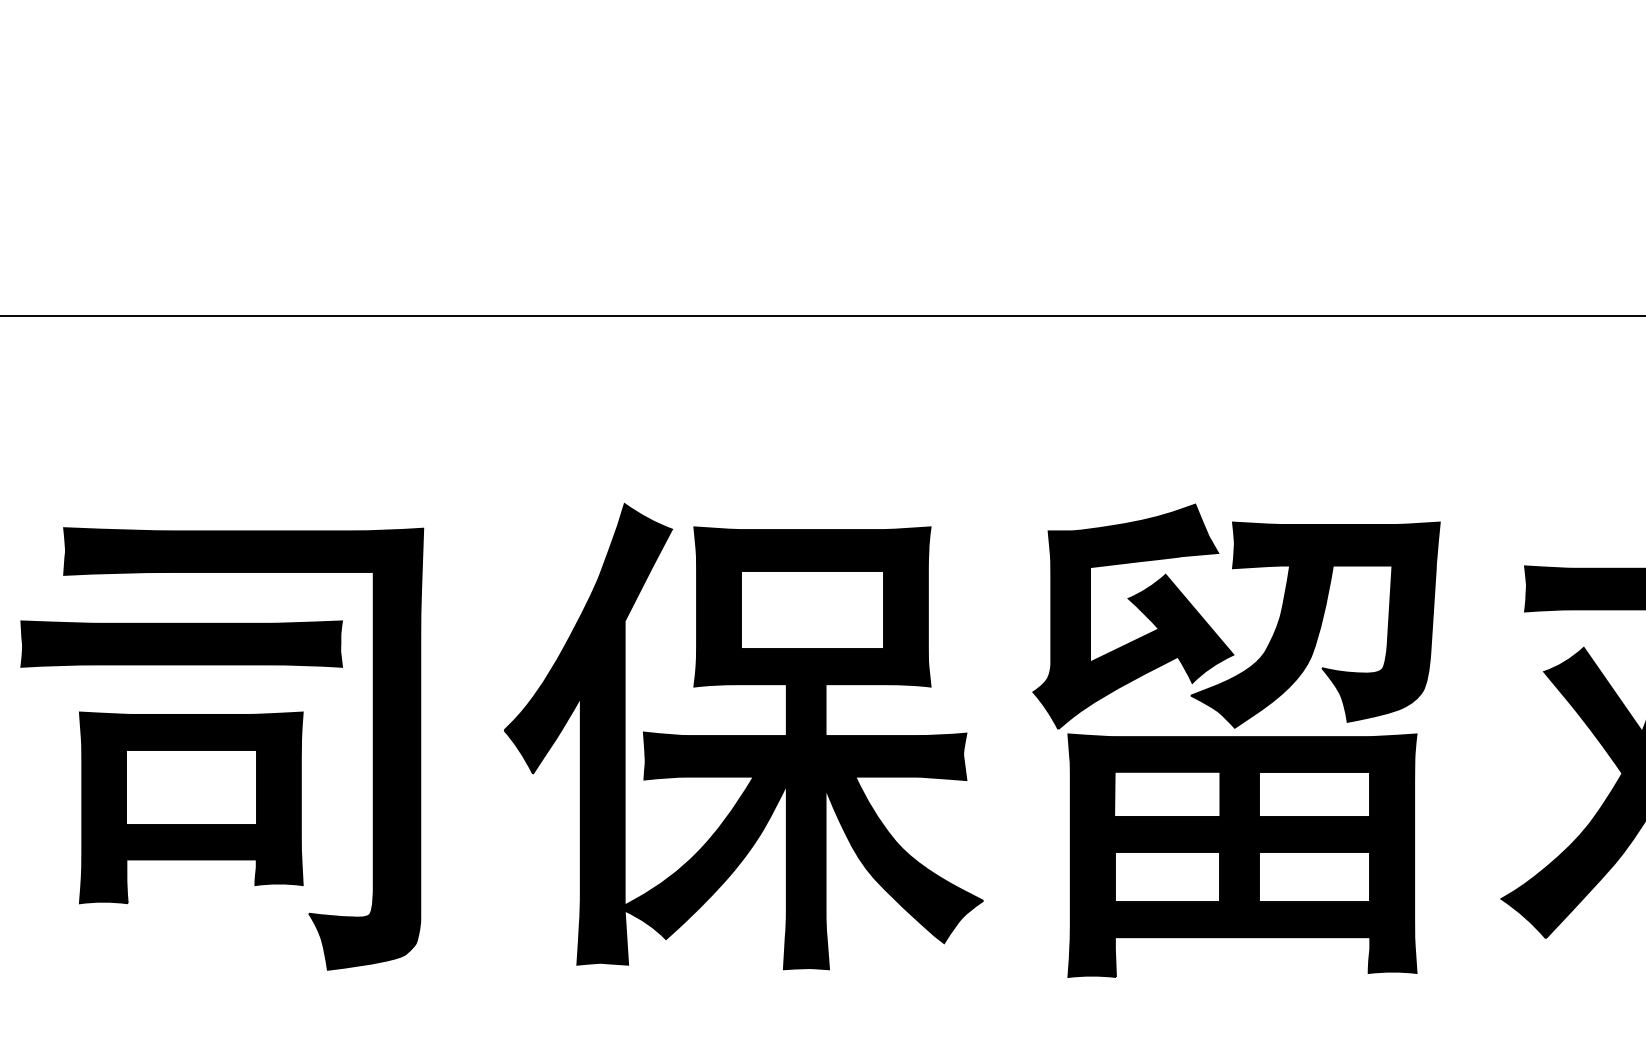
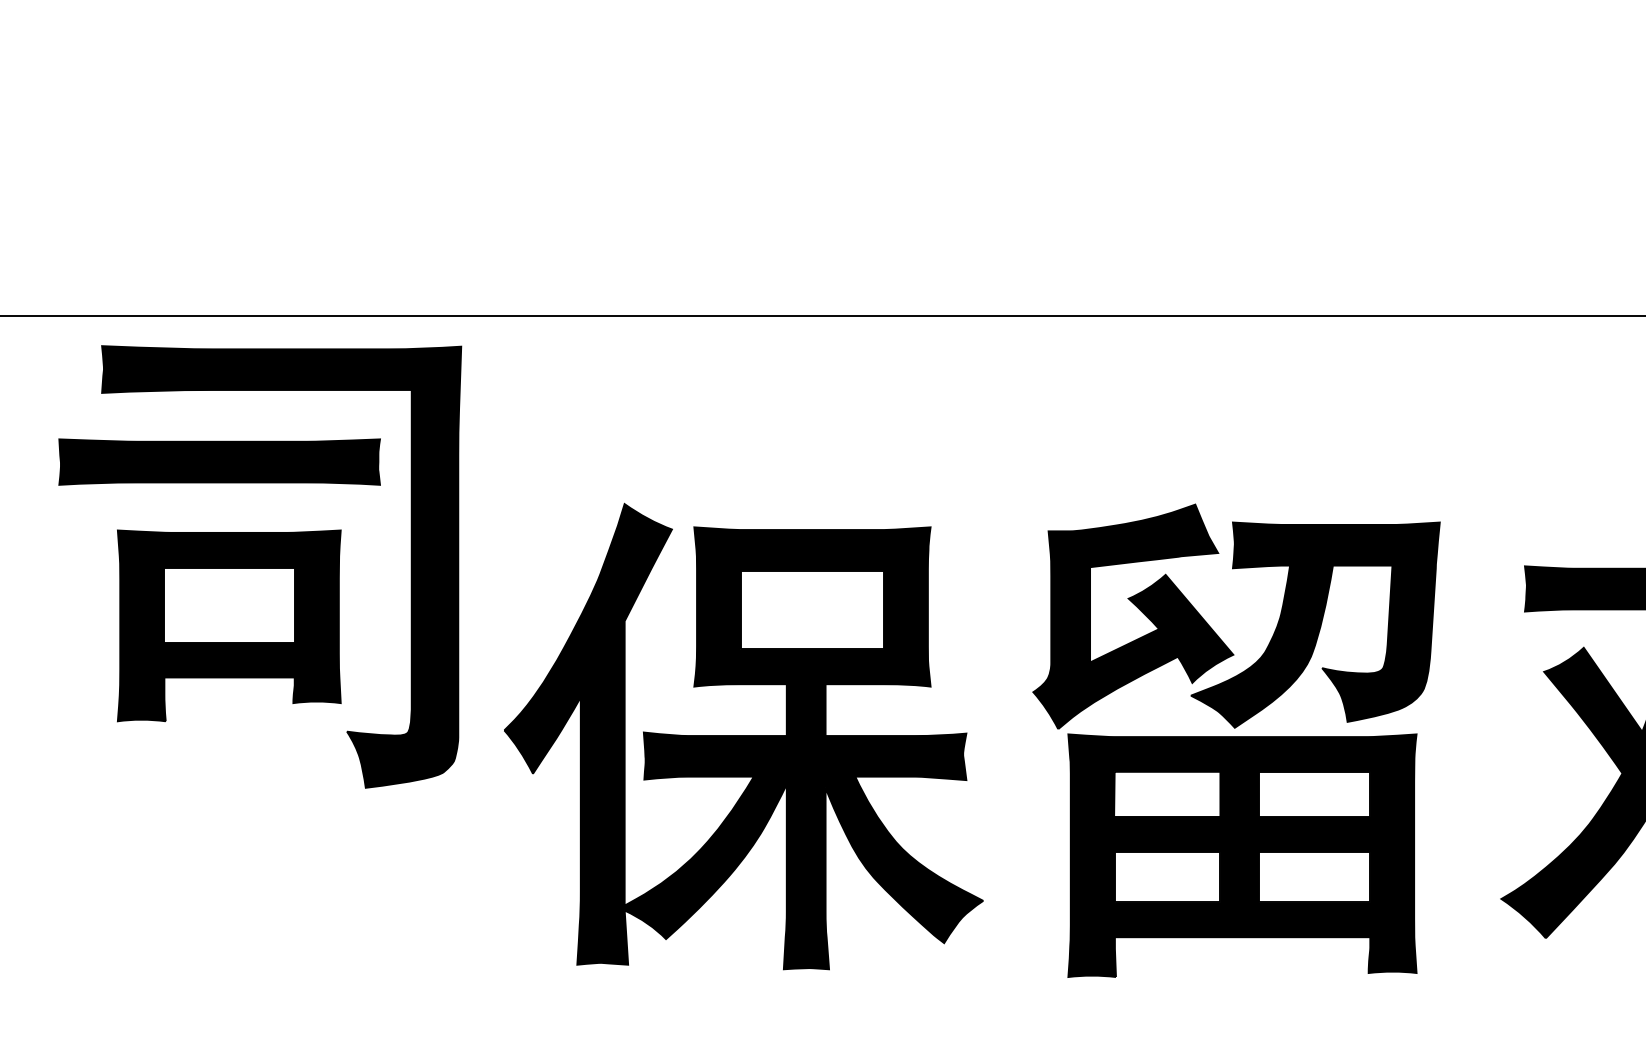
part position: (222, 748) -> (260, 566) (260, 566)
